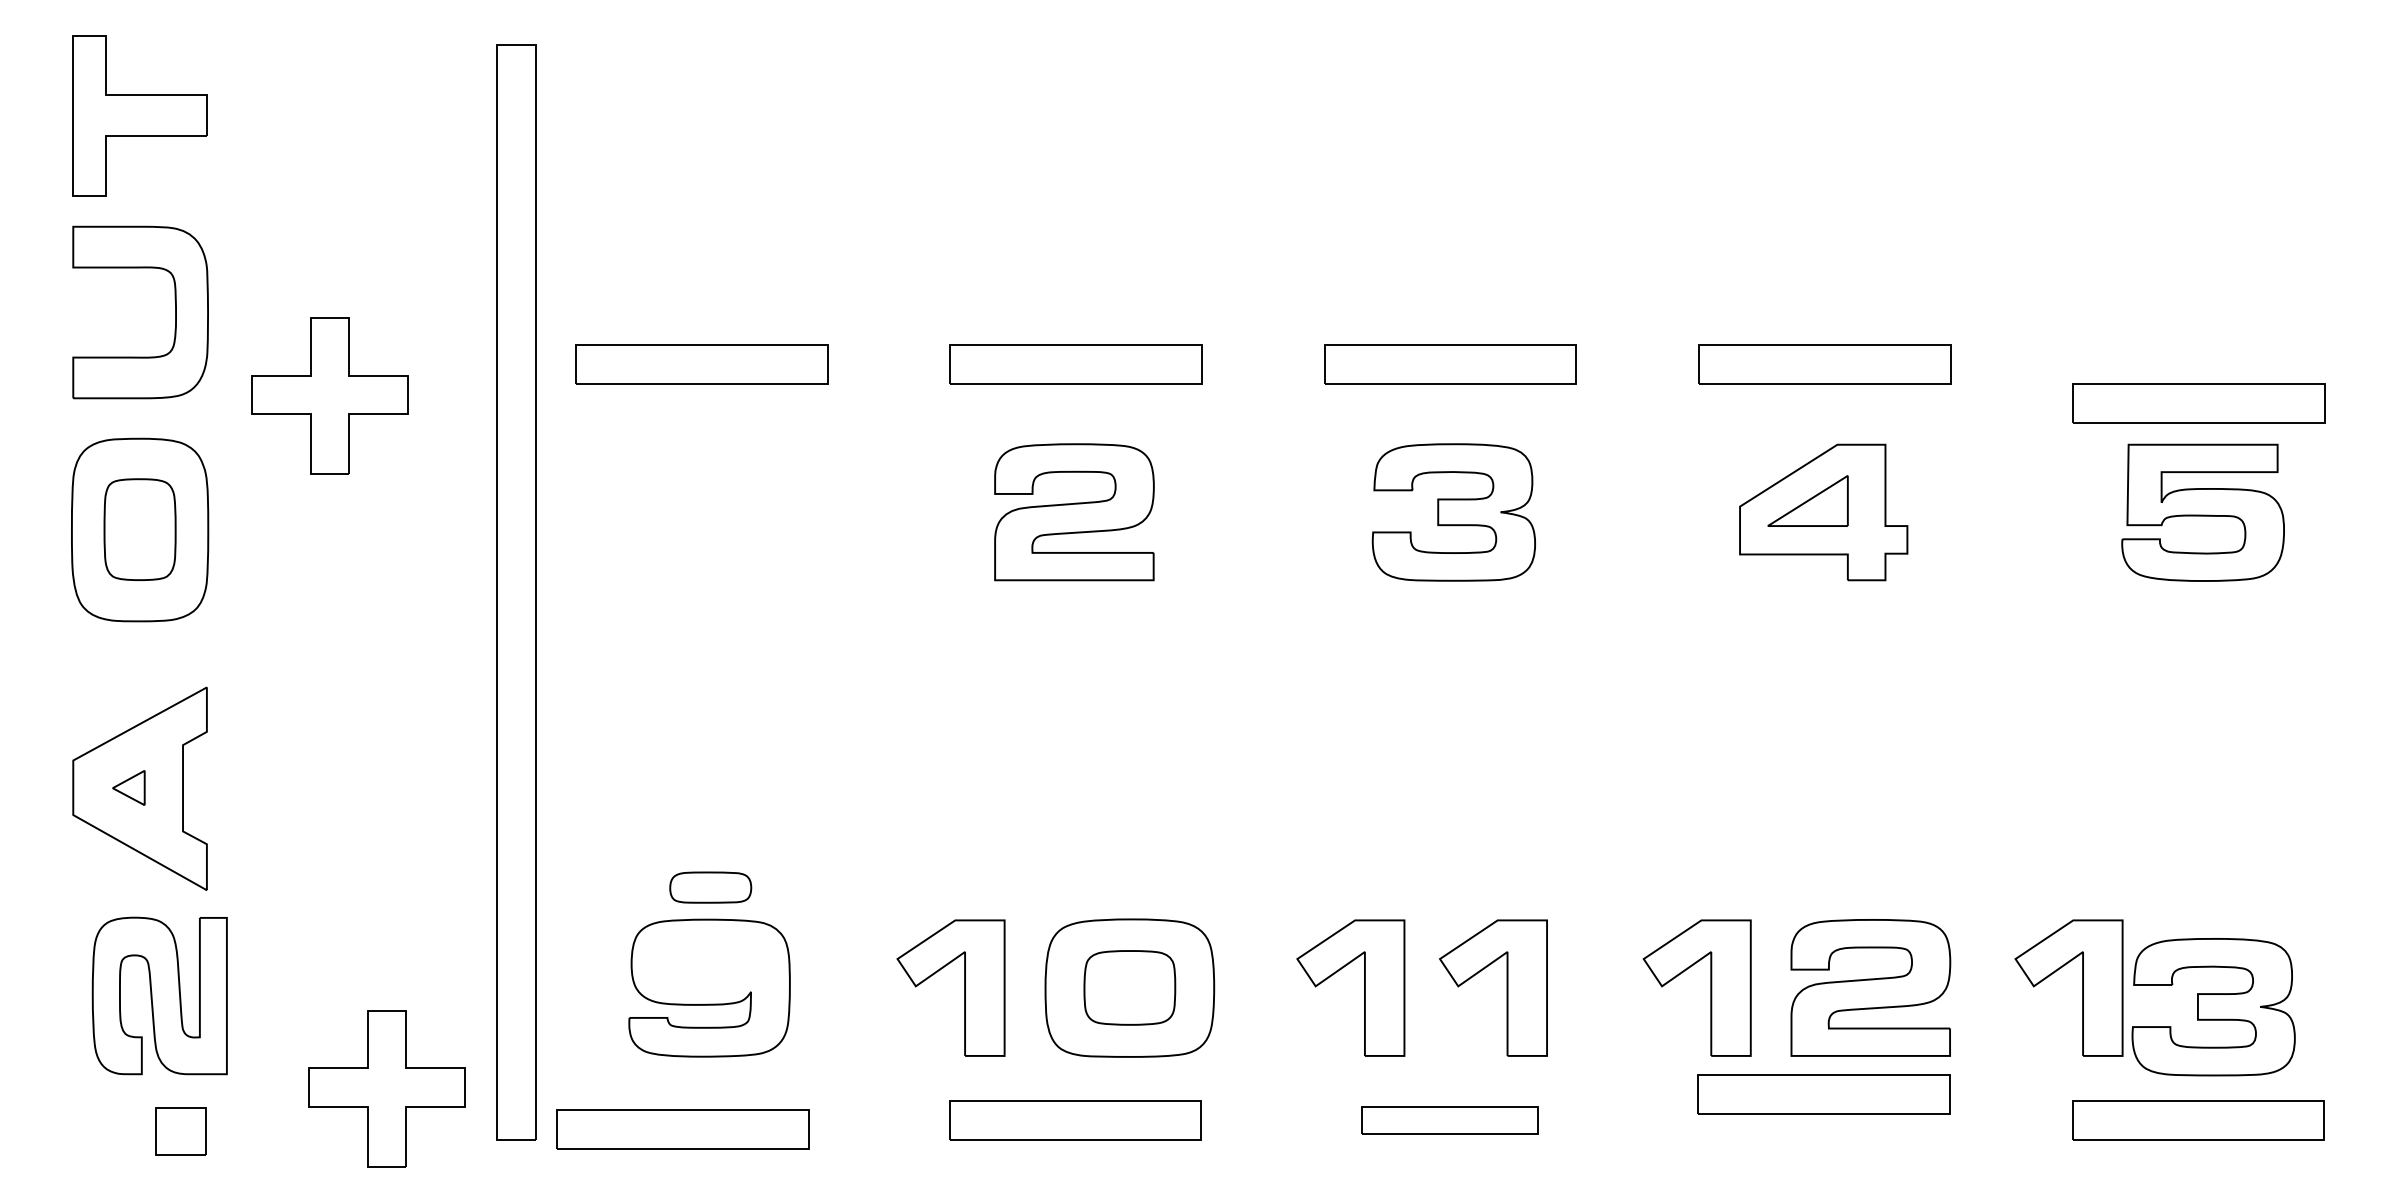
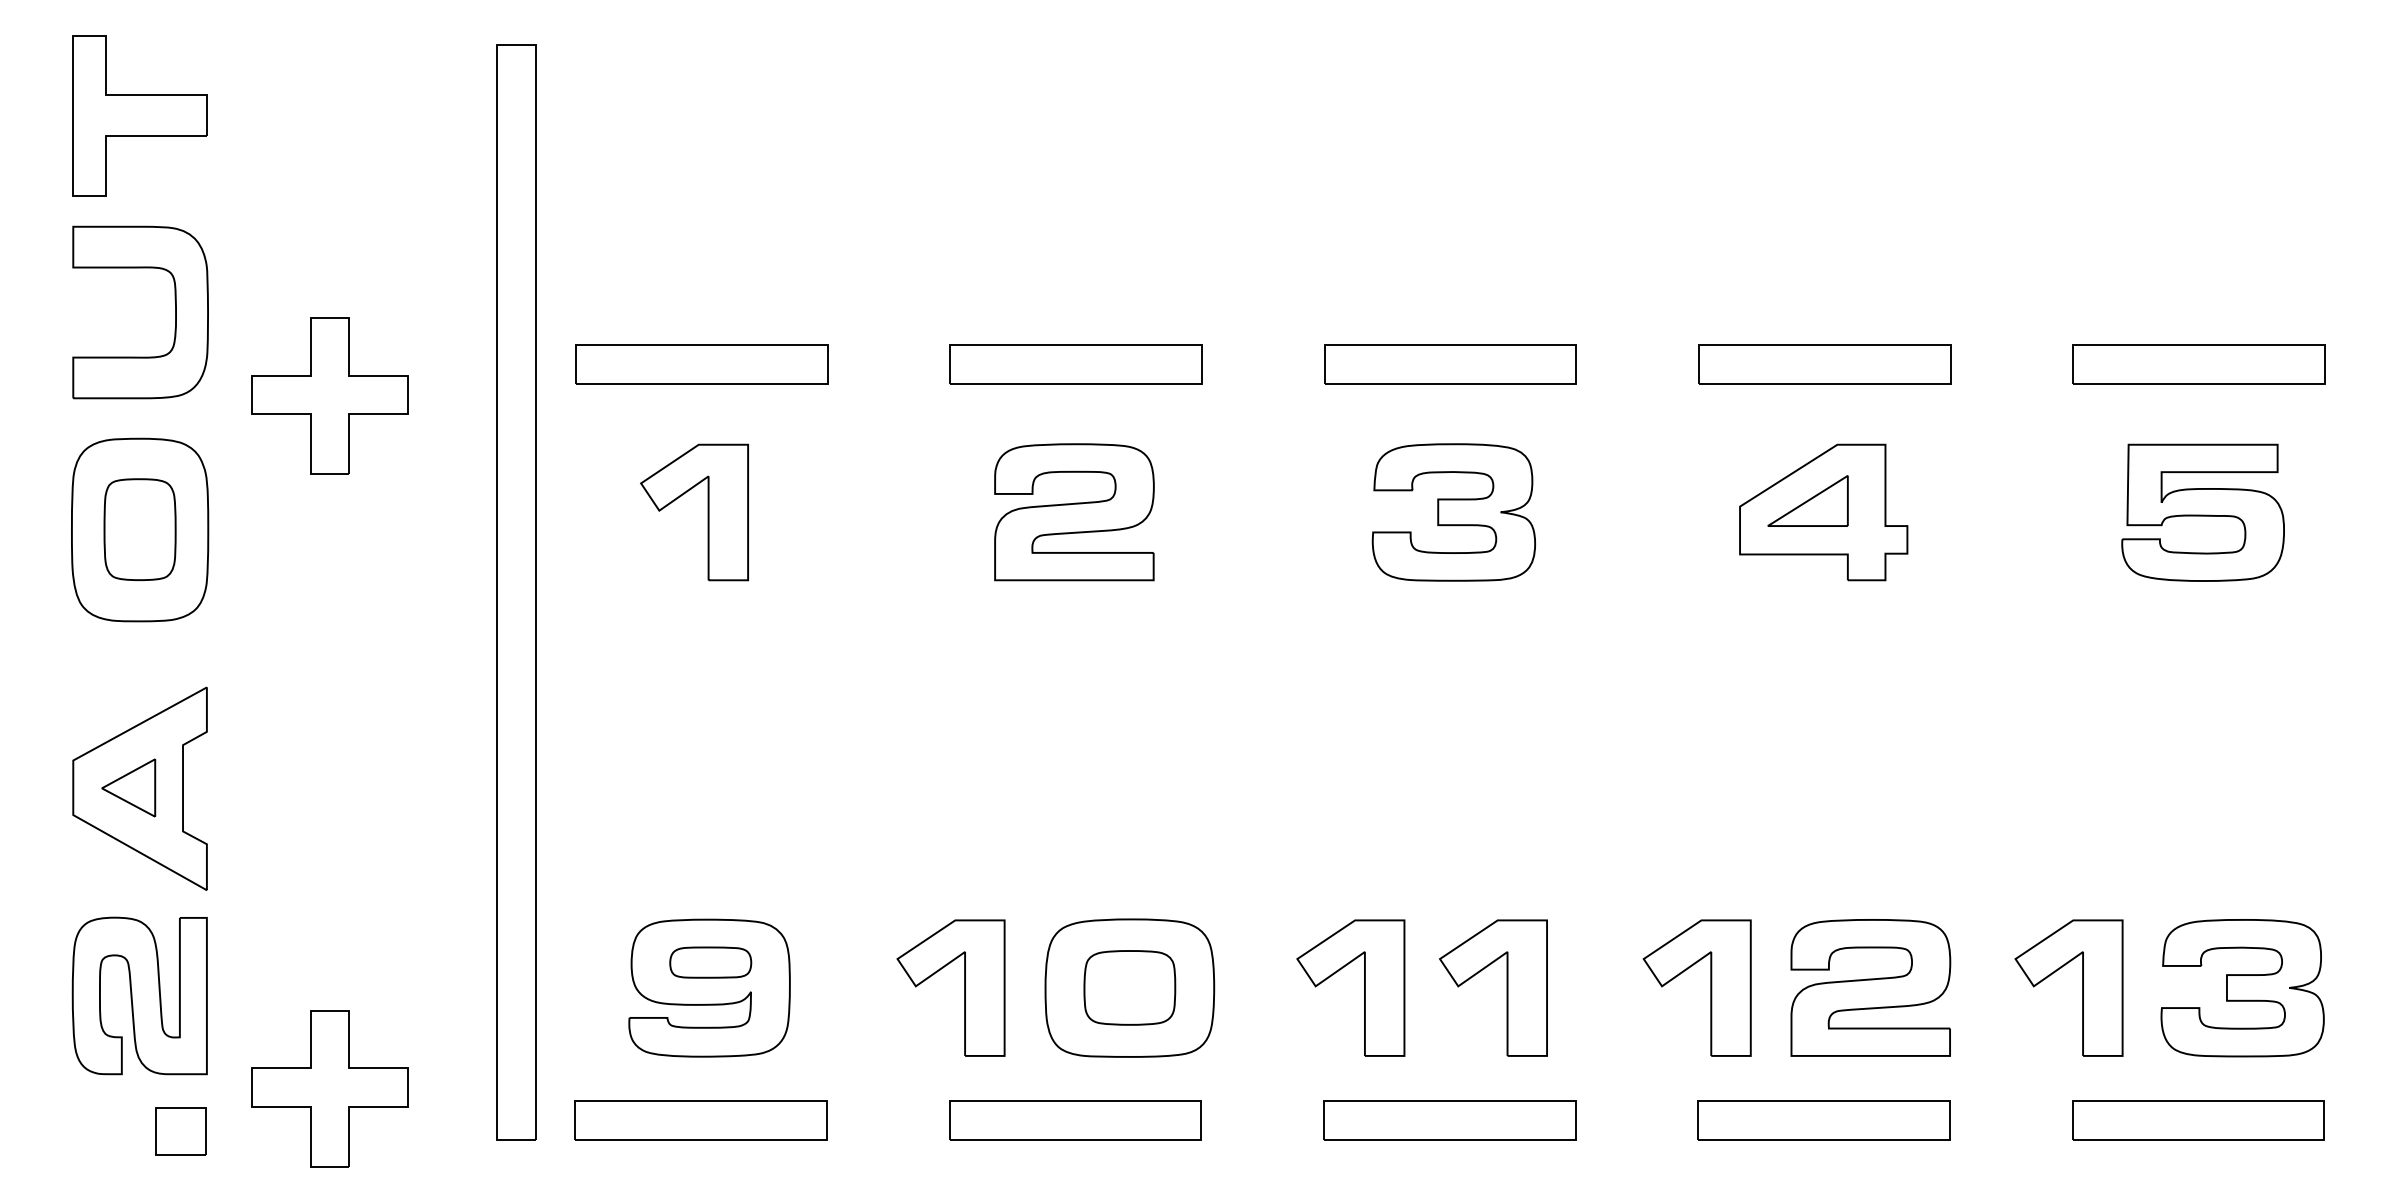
part position: (2198, 403) -> (2198, 364) (2198, 364)
part: none -> present (707, 512)
part size: 34x36 px -> 56x60 px (128, 787)
part position: (710, 887) -> (710, 962) (710, 962)
part position: (159, 995) -> (139, 995) (139, 995)
part position: (2213, 1007) -> (2242, 988) (2242, 988)
part position: (386, 1088) -> (329, 1088) (329, 1088)
part position: (1823, 1094) -> (1823, 1120) (1823, 1120)
part size: 178x29 px -> 254x41 px (1449, 1120)
part position: (682, 1129) -> (700, 1120) (700, 1120)
